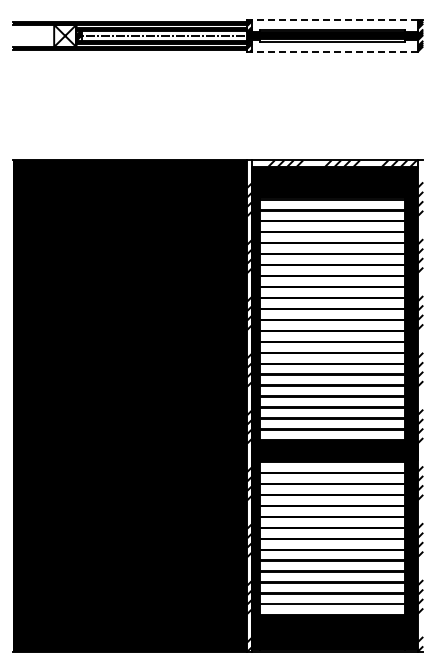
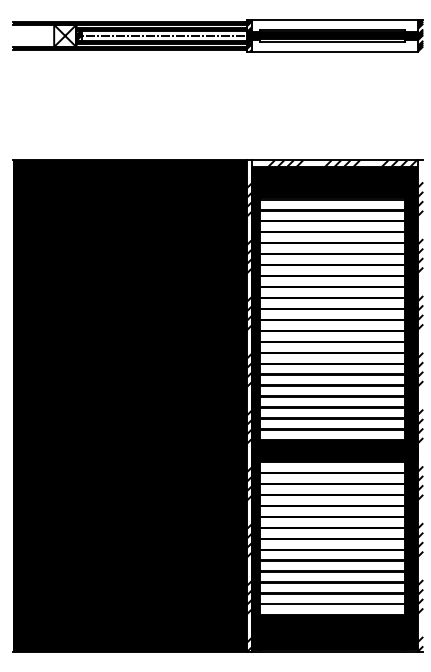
line: dashed -> solid (335, 20)
line: dashed -> solid (335, 51)
